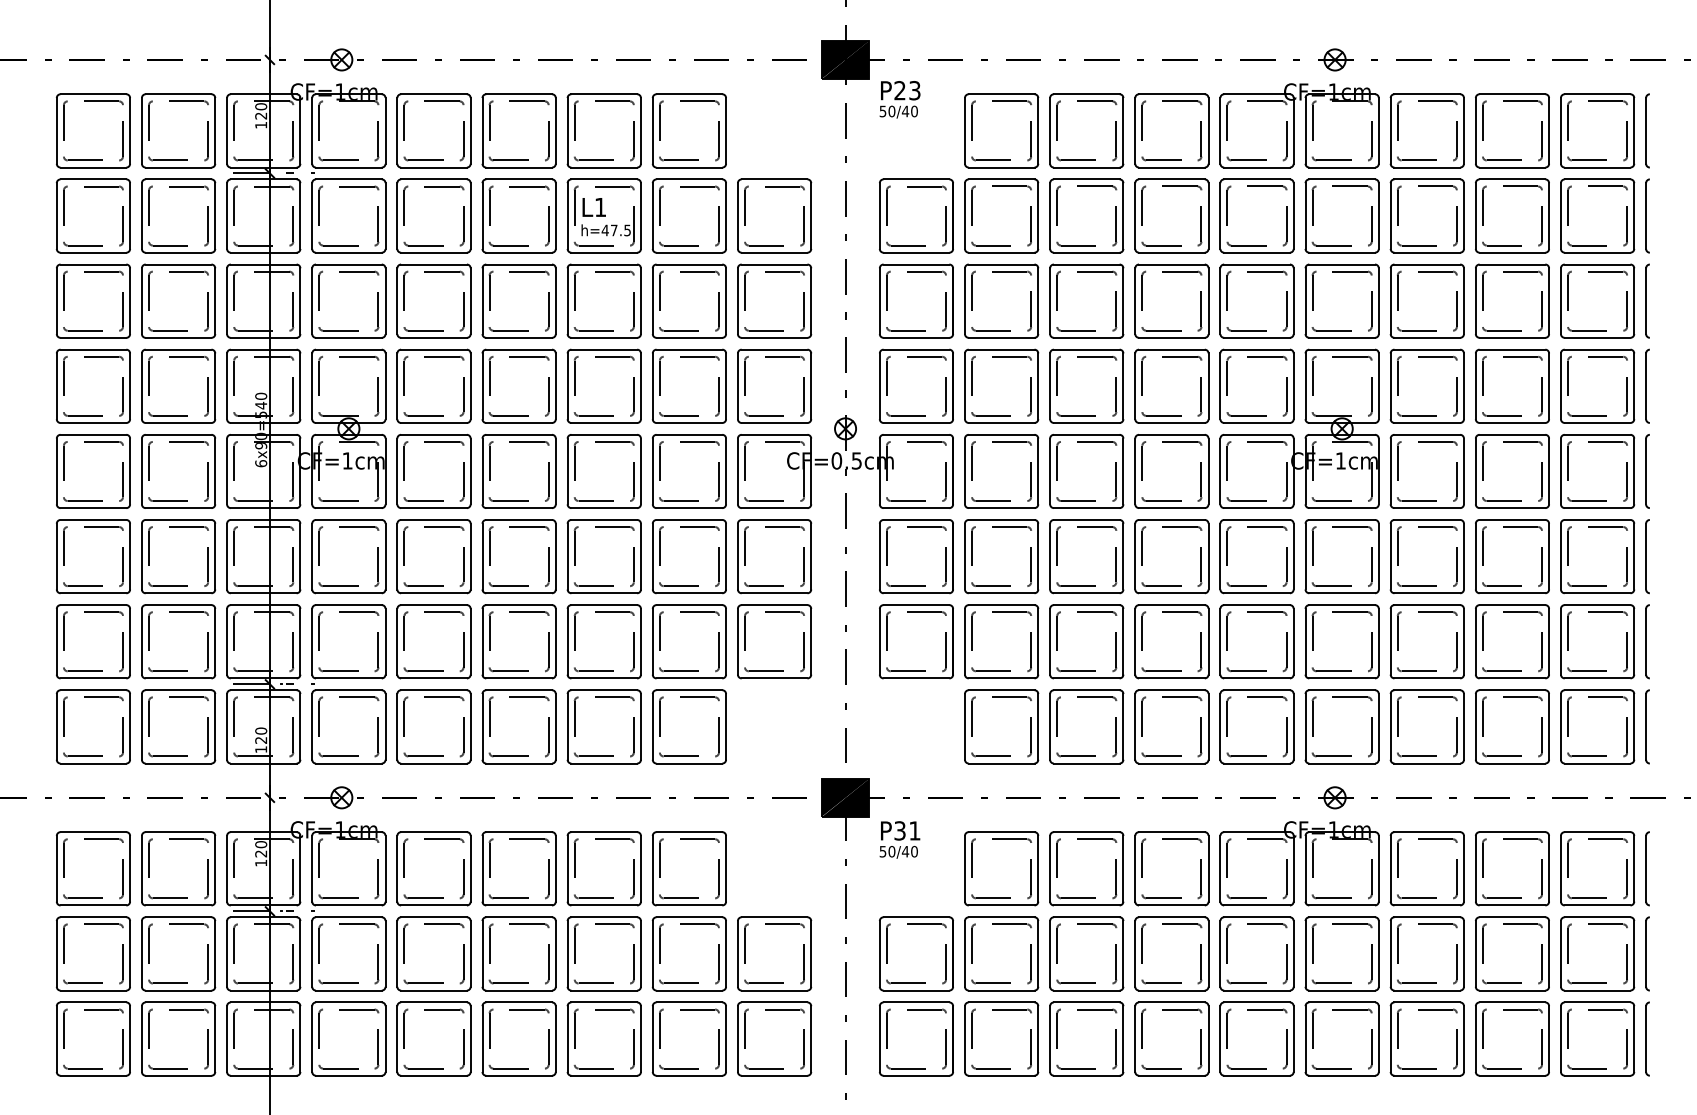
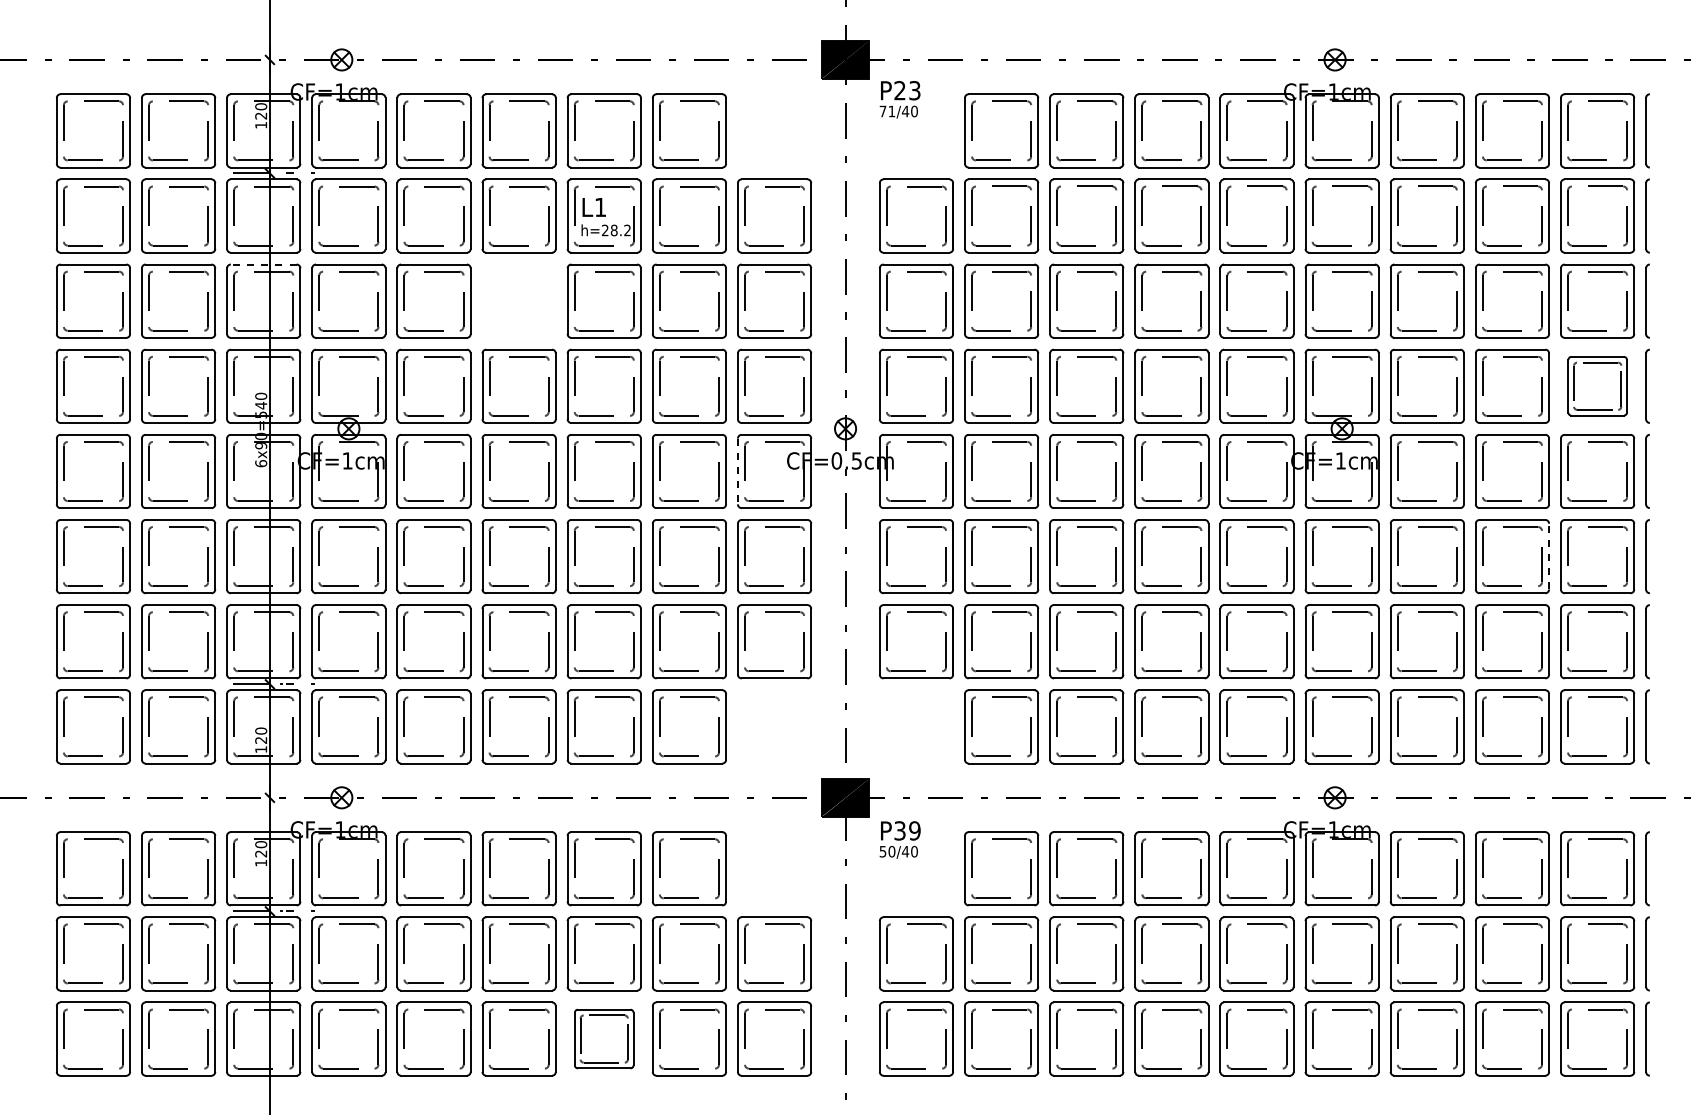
text: 50/40 -> 71/40 (887, 111)
text: h=47.5 -> h=28.2 (615, 230)
line: solid -> dashed (263, 264)
part: present -> none (518, 300)
part size: 76x76 px -> 61x61 px (1597, 386)
line: solid -> dashed (737, 471)
line: solid -> dashed (1549, 556)
text: P31 -> P39 (914, 830)
part size: 76x76 px -> 61x62 px (604, 1038)
